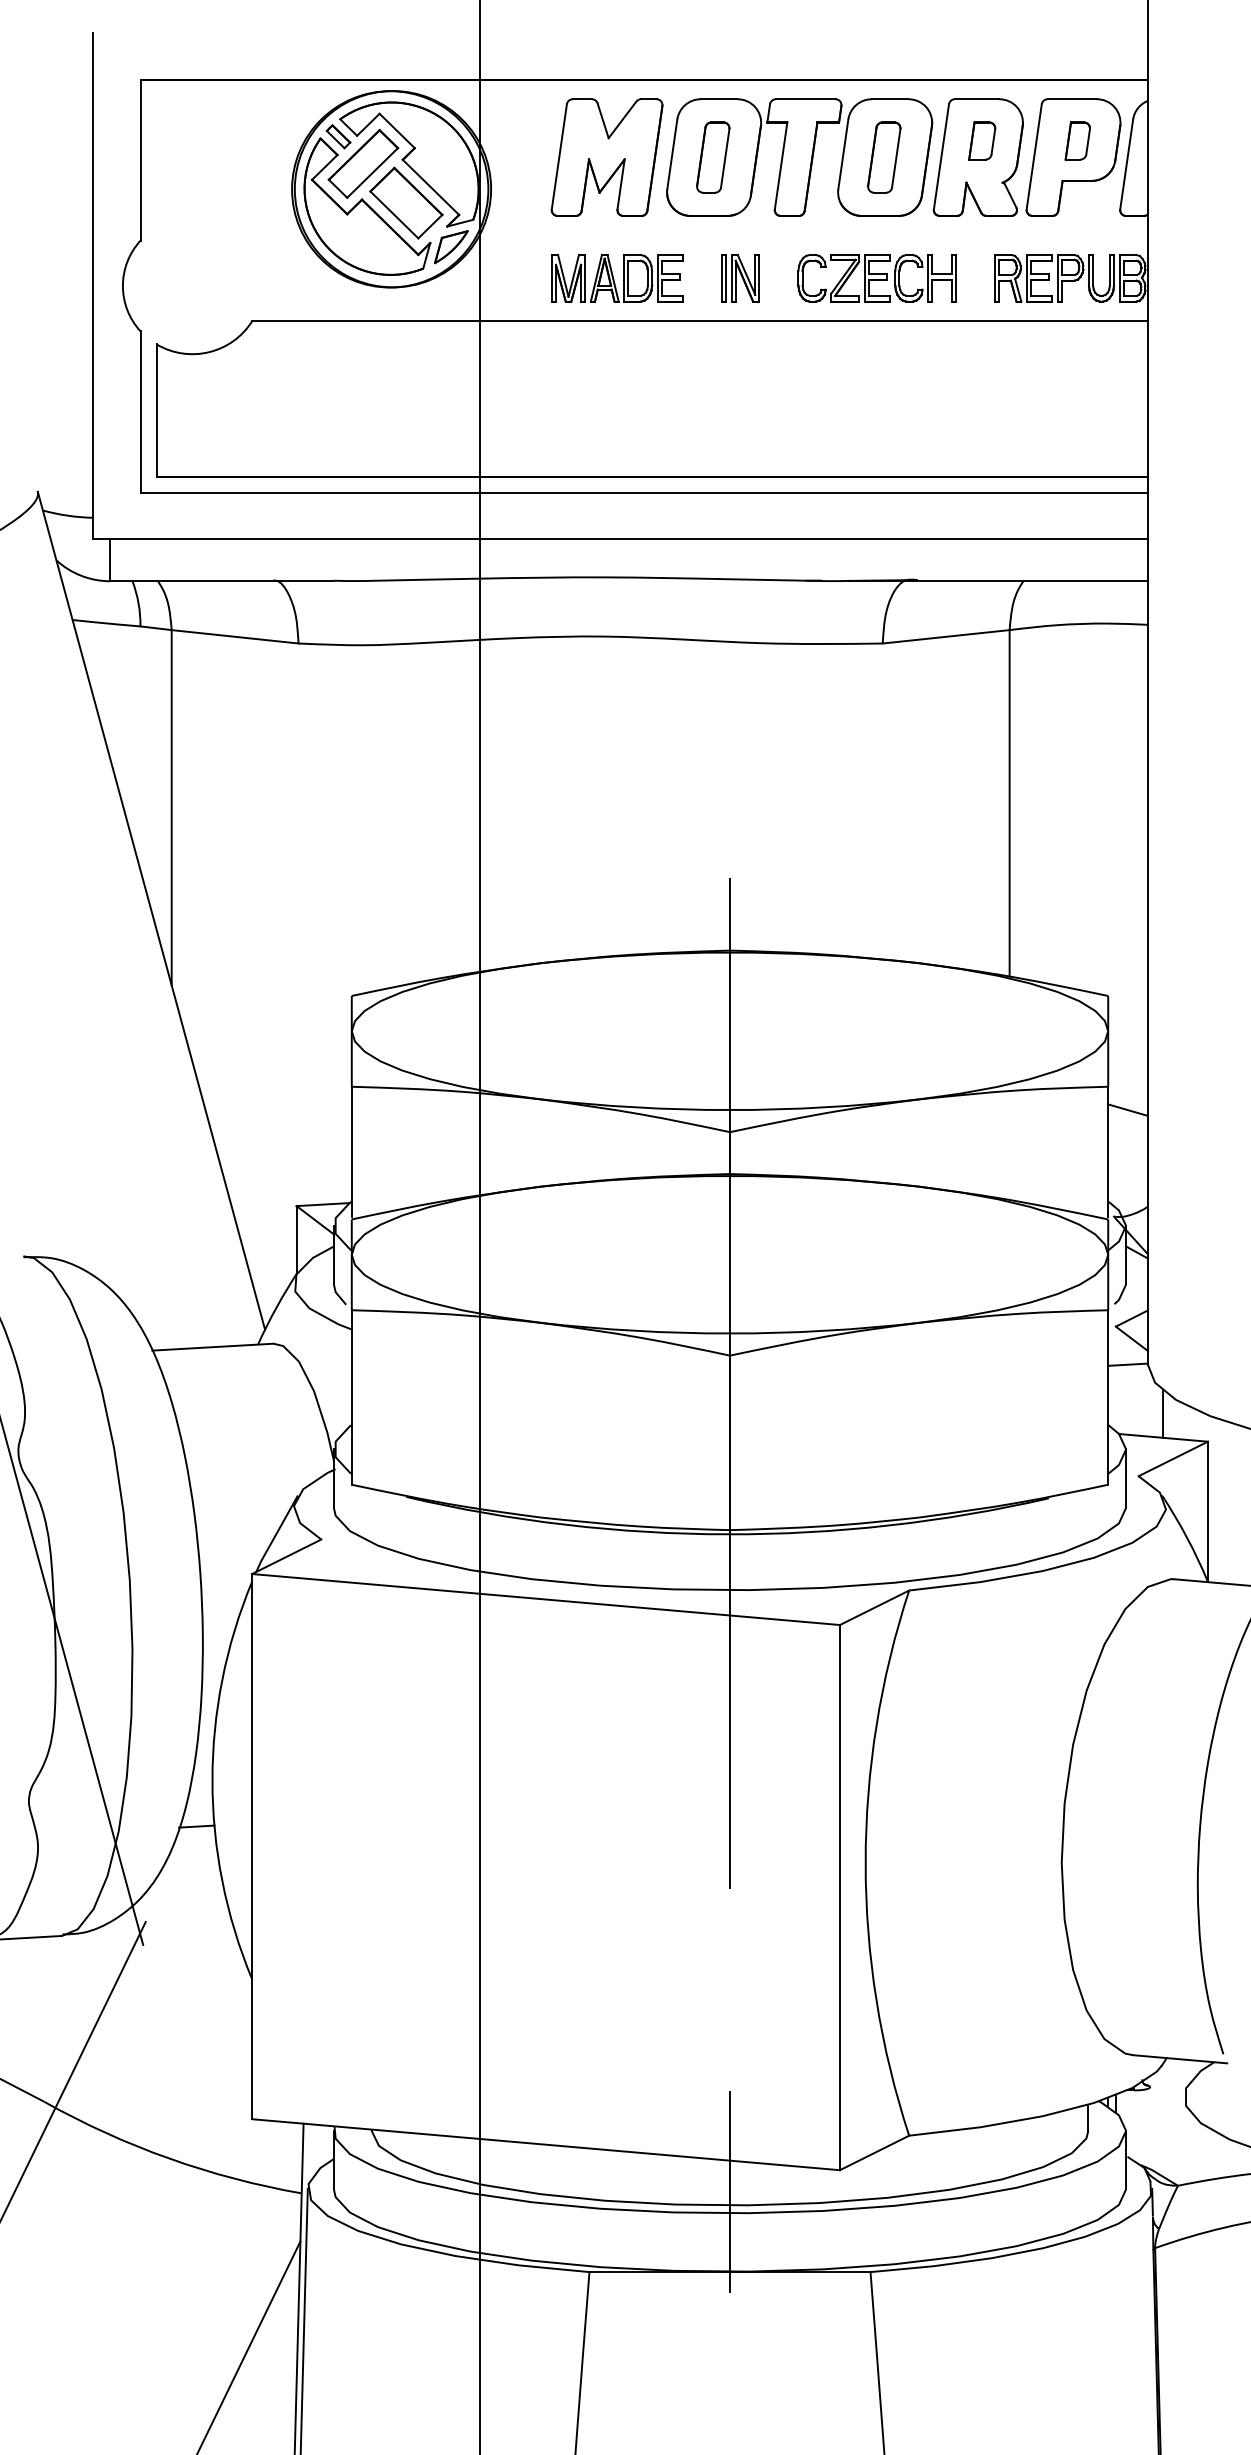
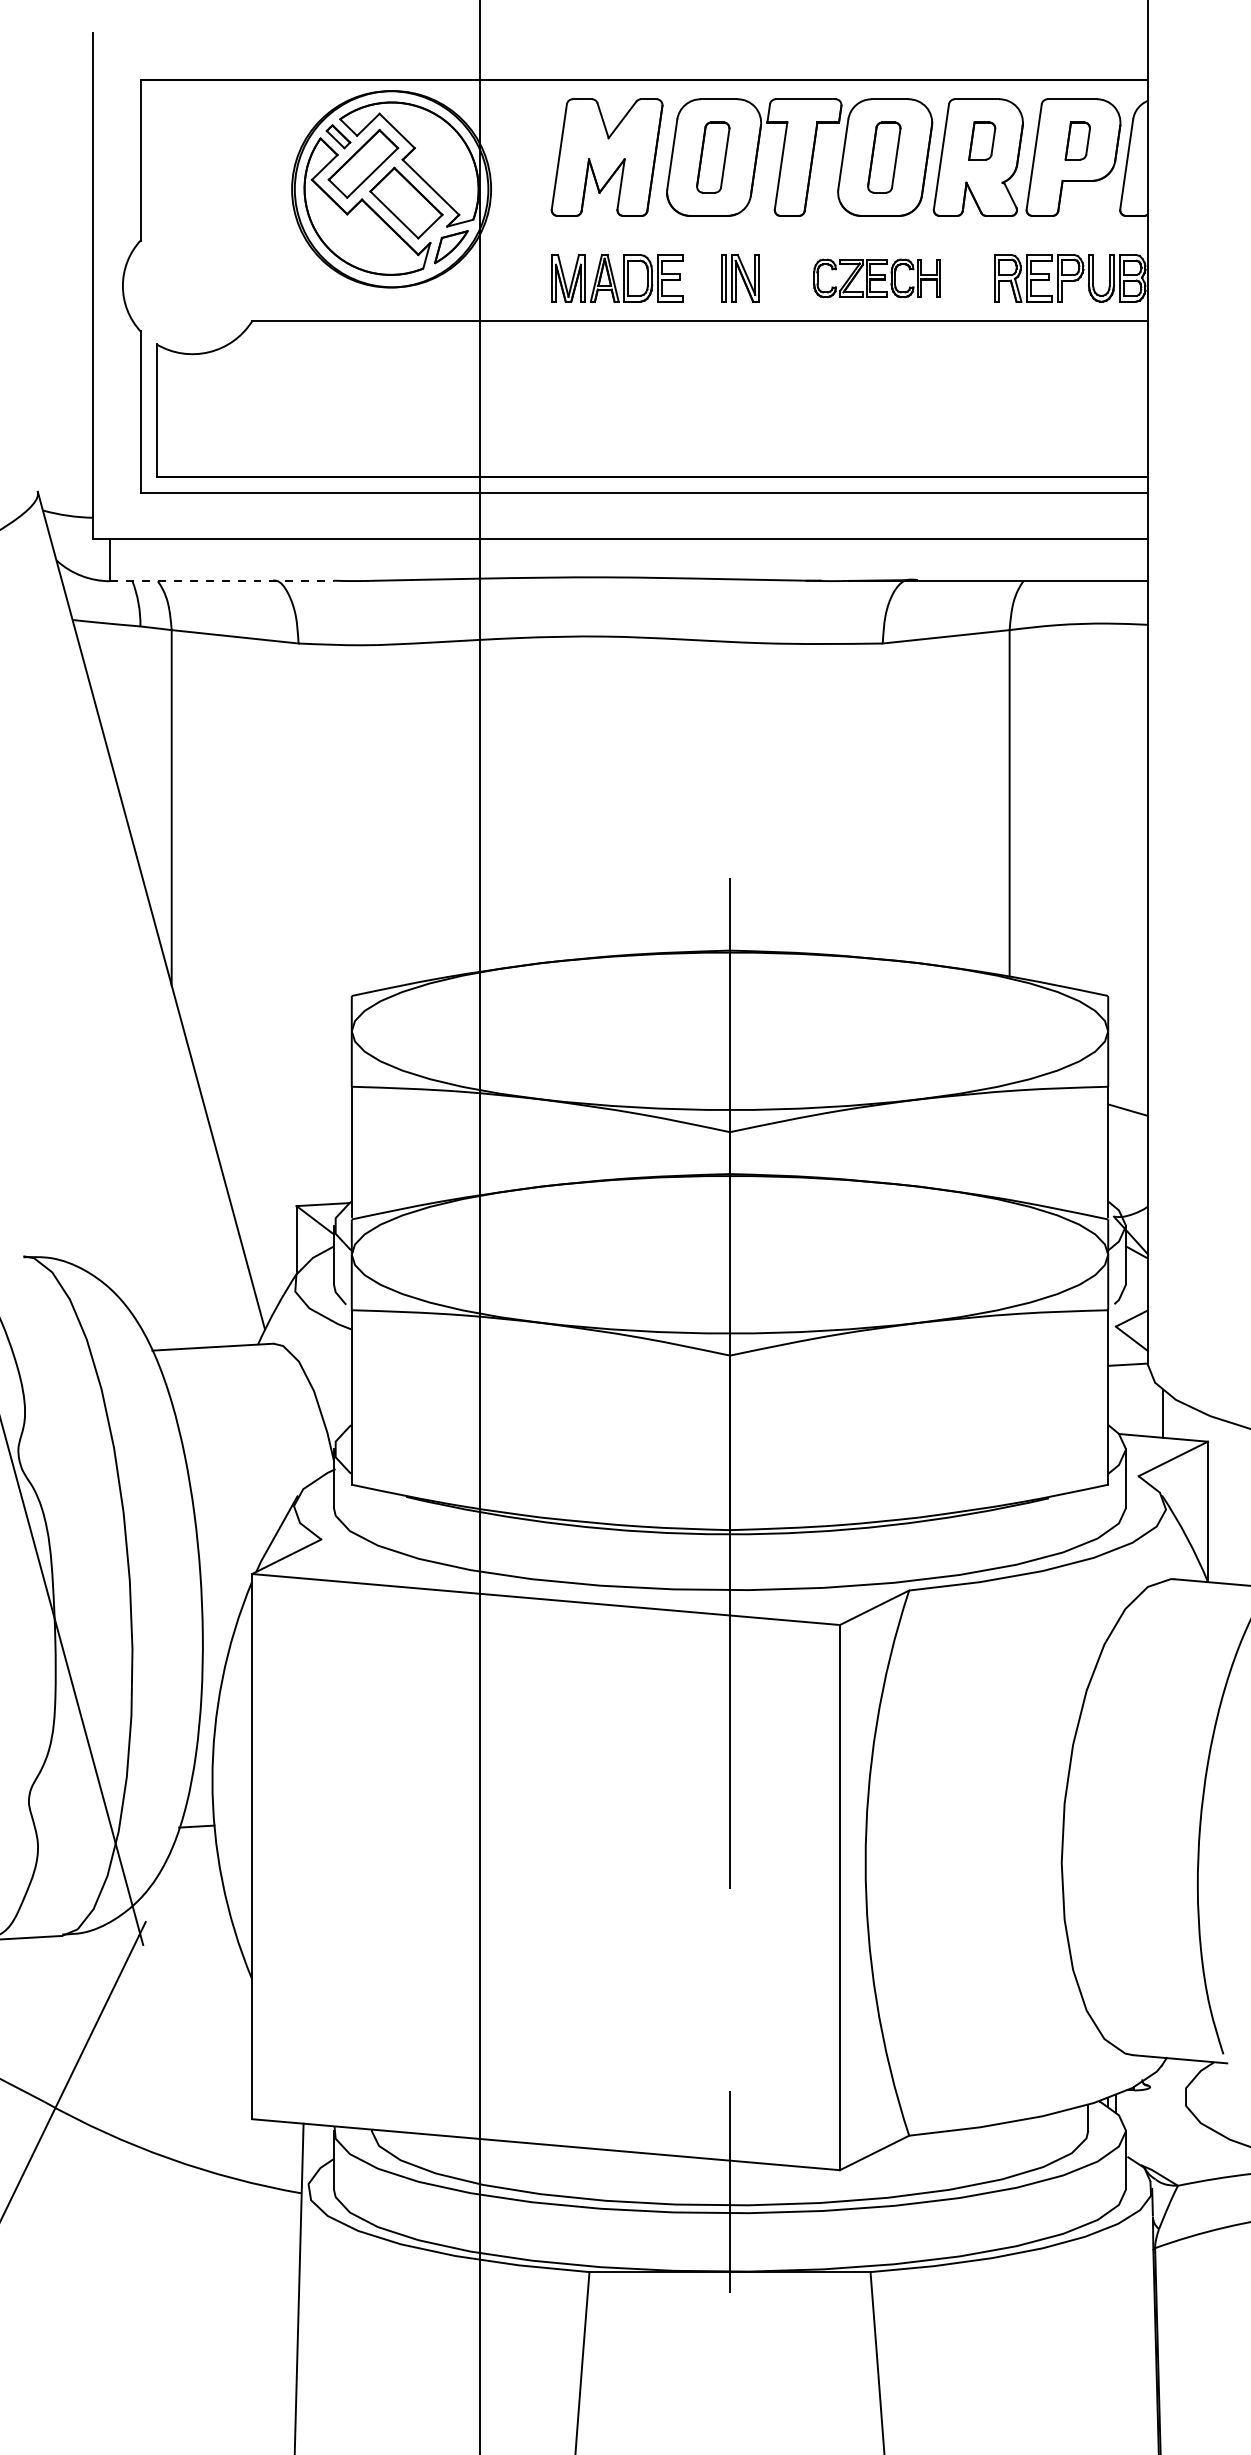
part size: 160x49 px -> 128x41 px (876, 278)
line: solid -> dashed (221, 581)
line: present -> none (303, 2319)
line: present -> none (249, 2346)
